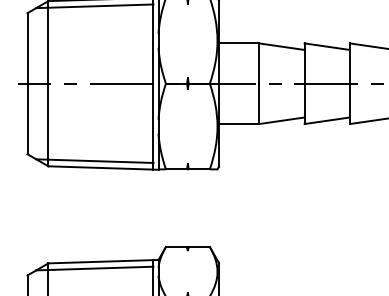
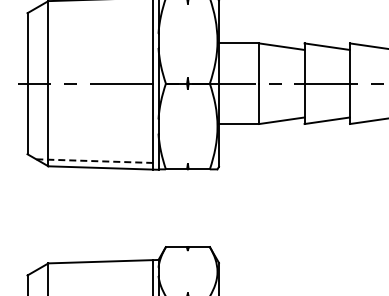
line: present -> none (94, 6)
line: solid -> dashed (94, 161)
line: present -> none (94, 268)
